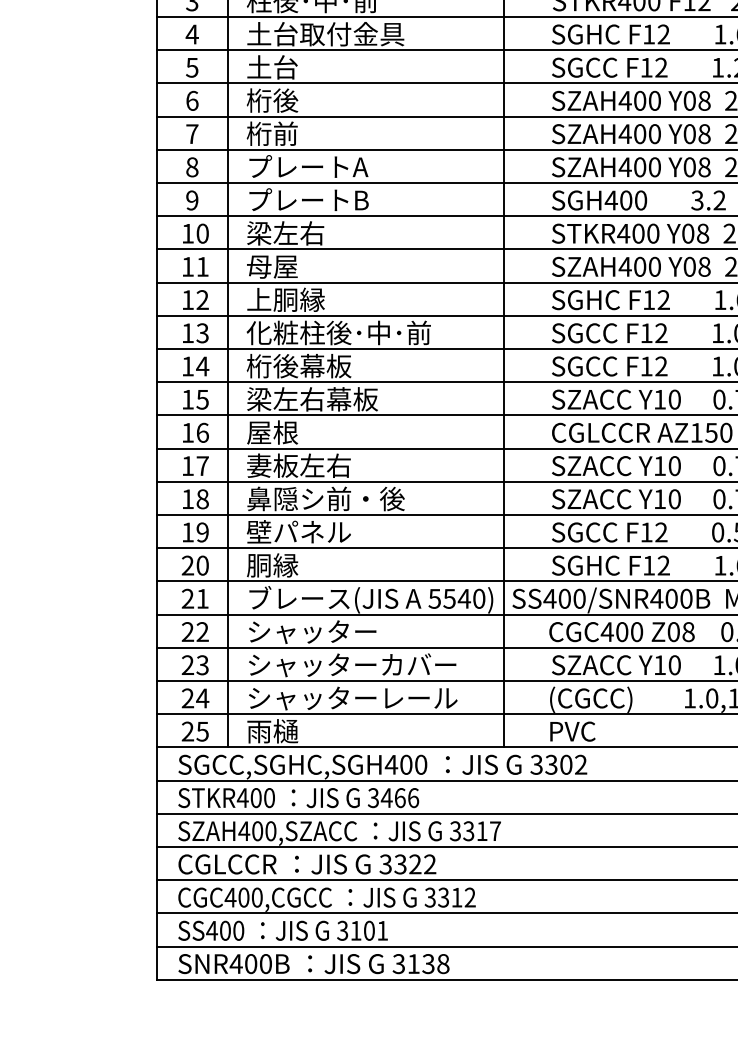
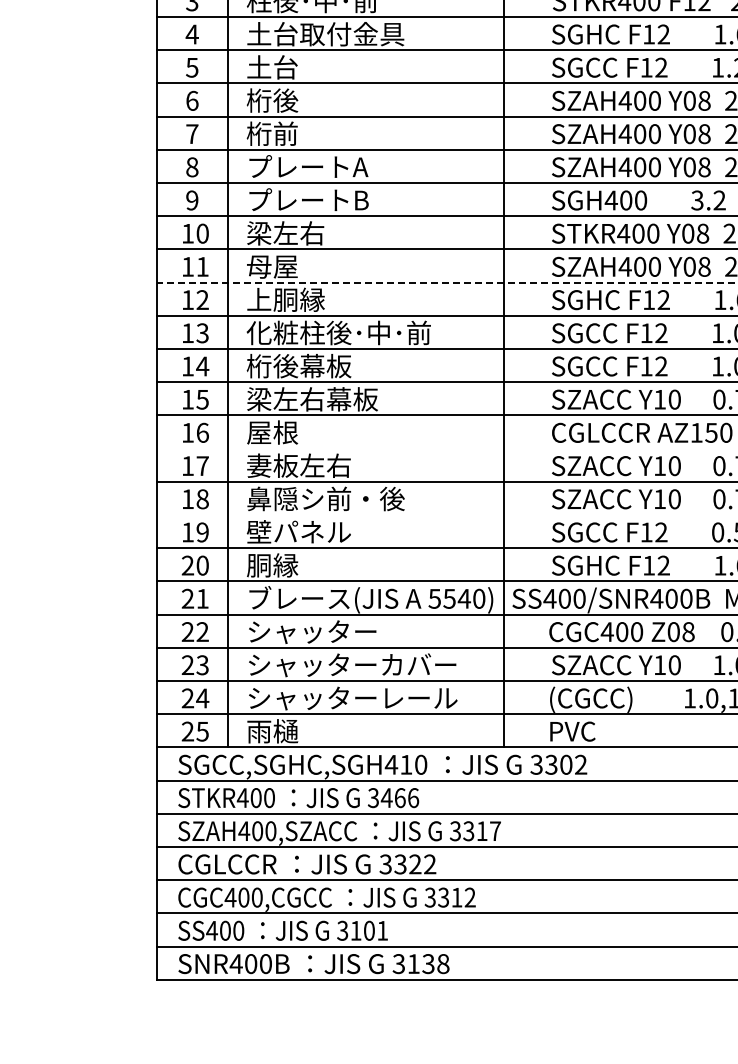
line: solid -> dashed (446, 282)
line: present -> none (445, 448)
line: present -> none (445, 515)
text: SGCC,SGHC,SGH400 -> SGCC,SGHC,SGH410 (406, 764)
